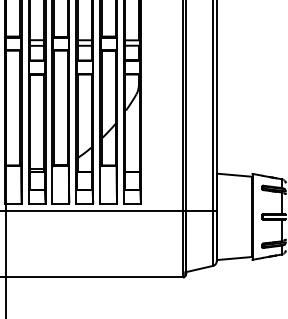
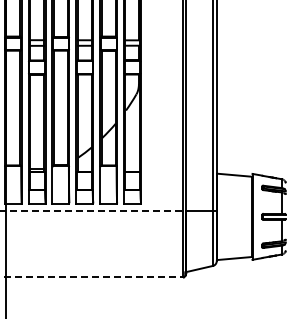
line: solid -> dashed (93, 210)
line: solid -> dashed (92, 277)
